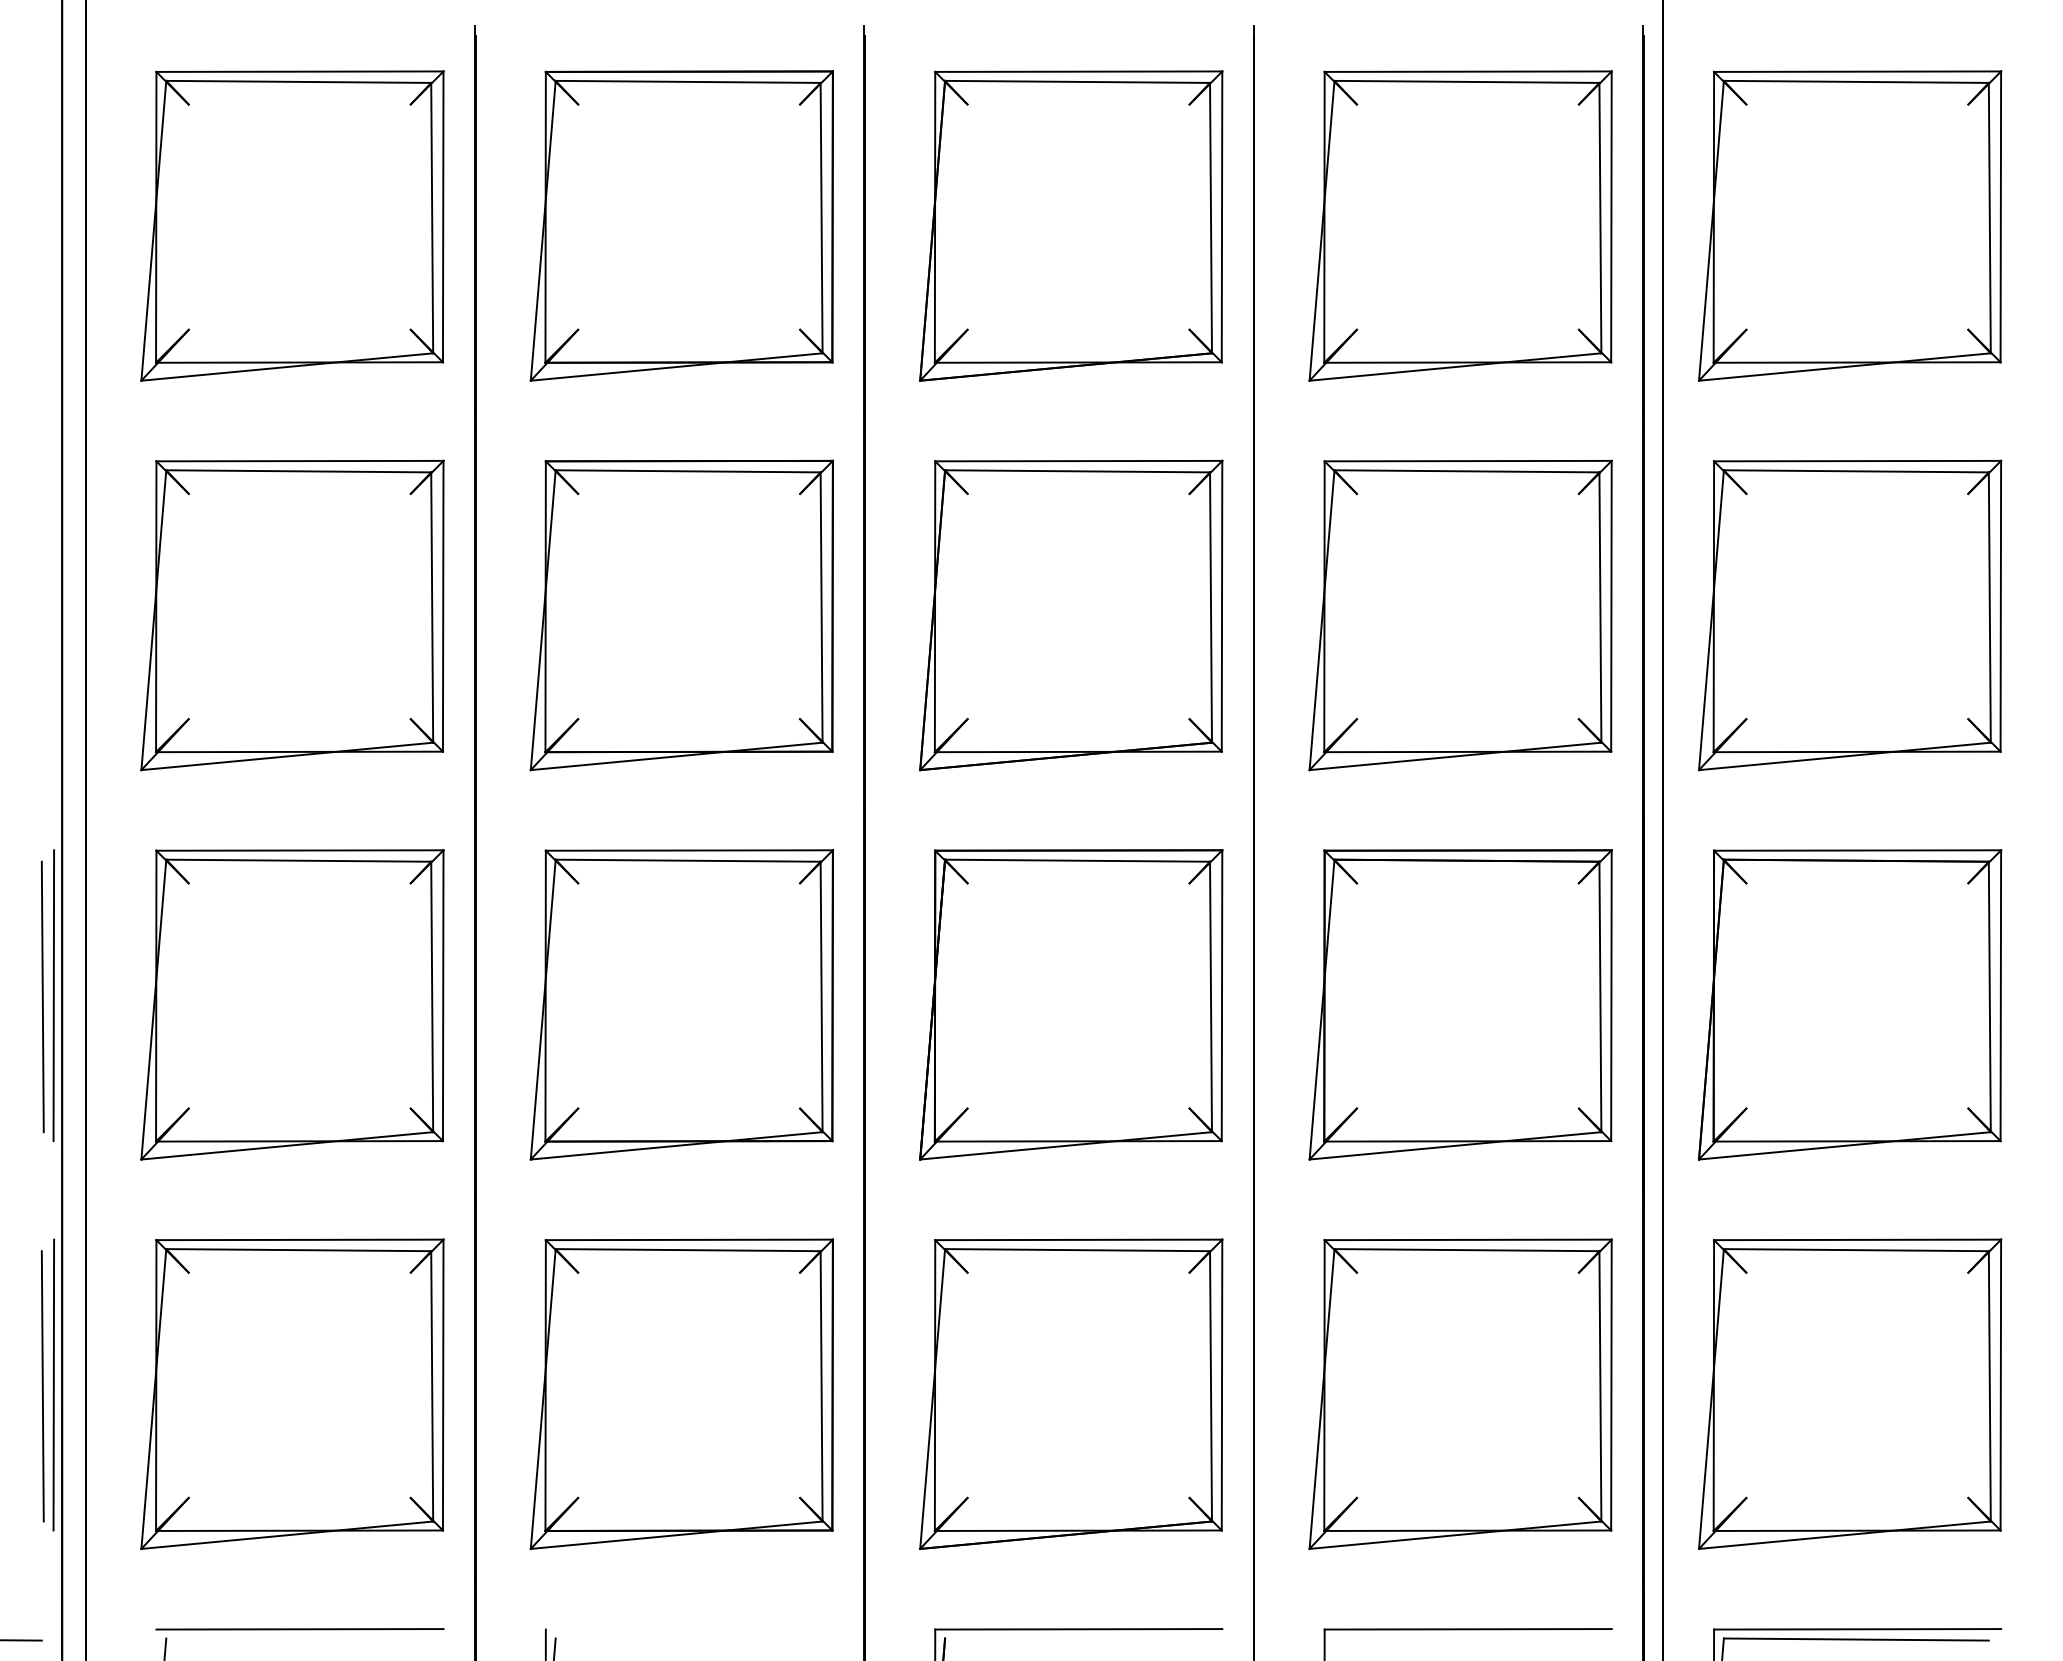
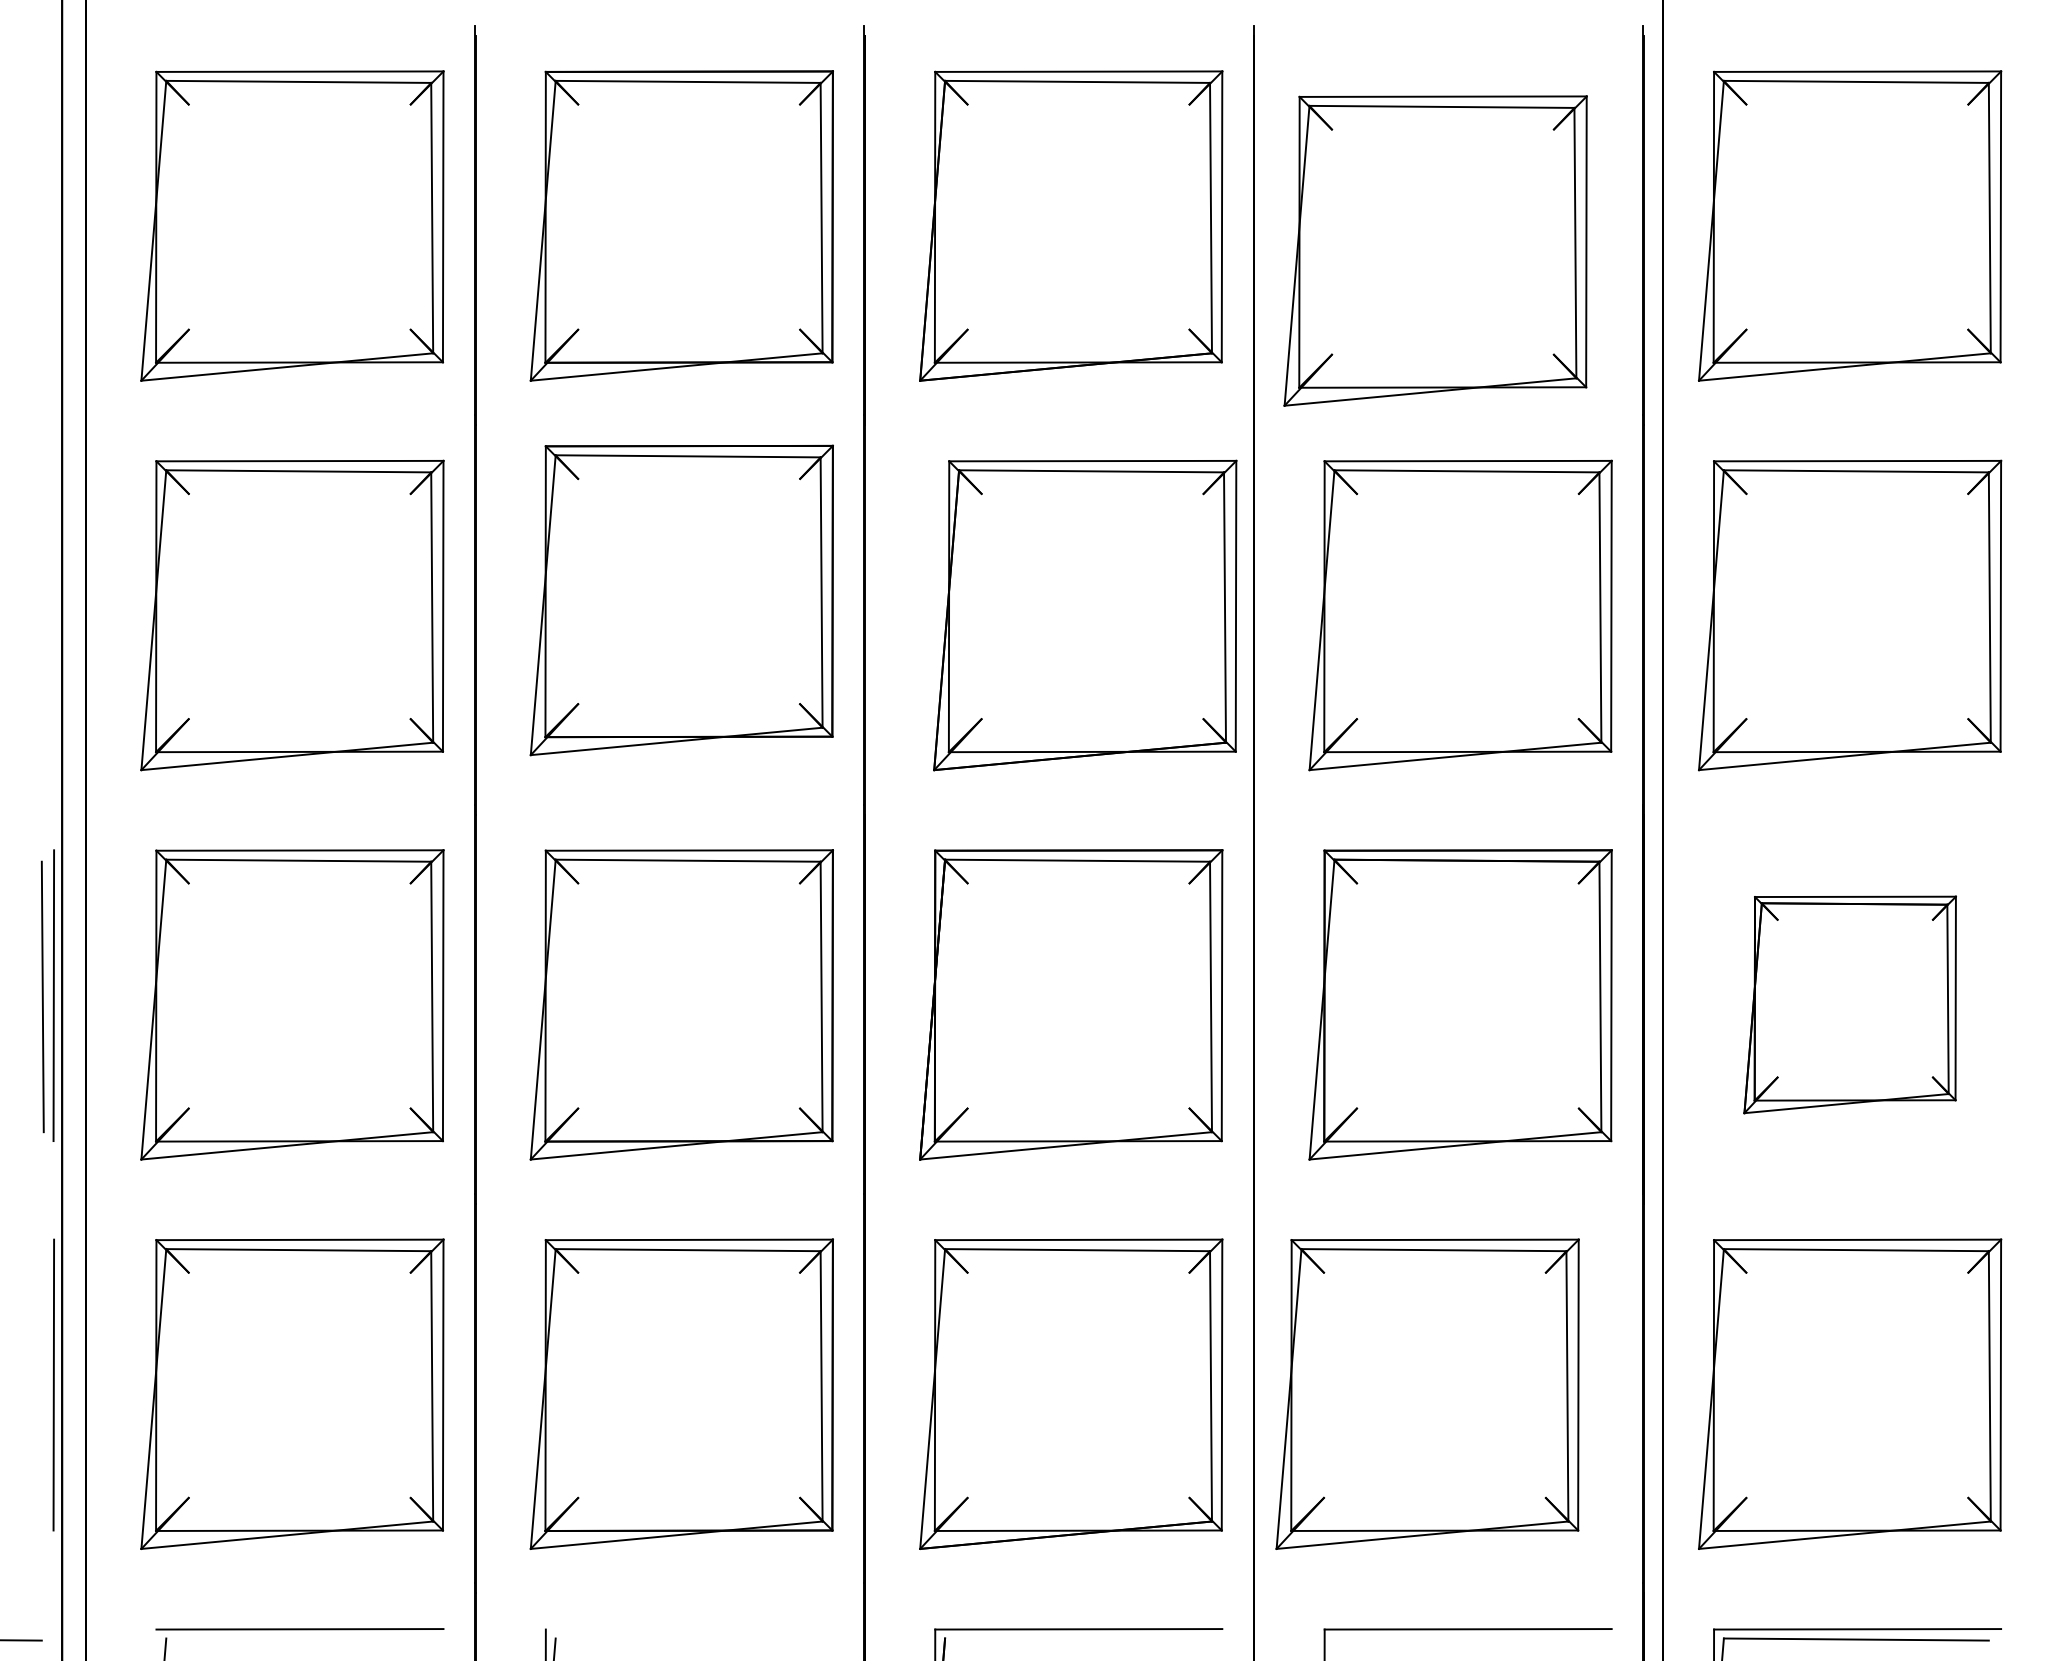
part position: (1460, 225) -> (1435, 250) (1435, 250)
part position: (681, 615) -> (681, 600) (681, 600)
part position: (1071, 615) -> (1085, 615) (1085, 615)
part size: 305x312 px -> 214x220 px (1849, 1004)
line: present -> none (42, 1386)
part position: (1460, 1393) -> (1427, 1393) (1427, 1393)
